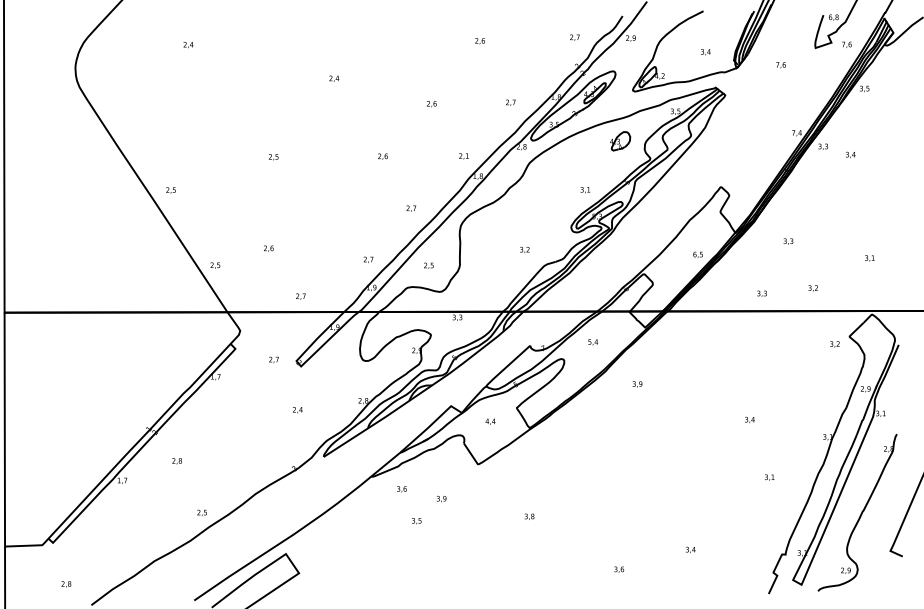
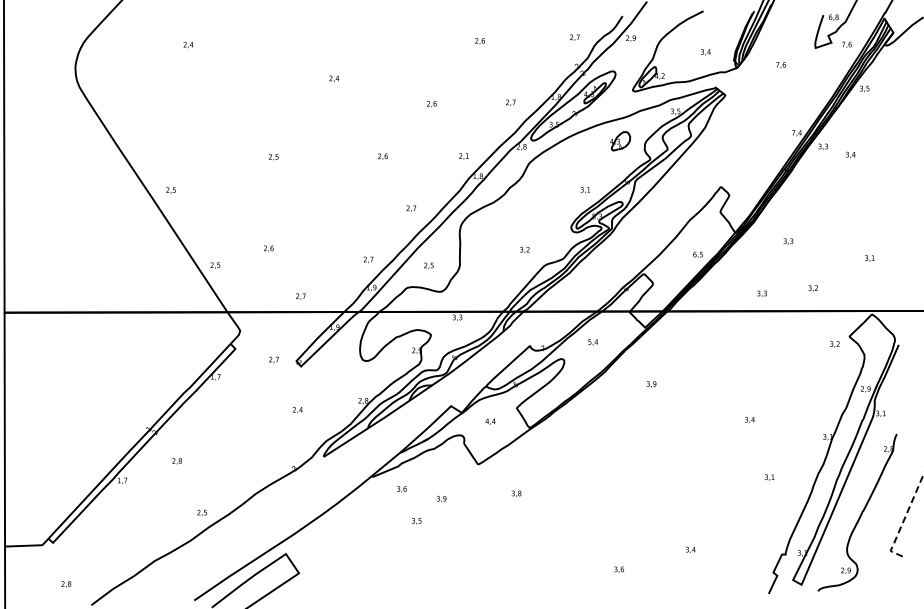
text position: (637, 384) -> (651, 384) (651, 384)
text position: (529, 516) -> (516, 493) (516, 493)
line: solid -> dashed (903, 520)
